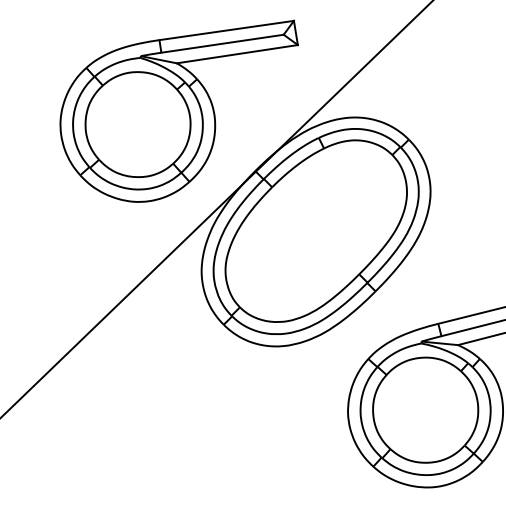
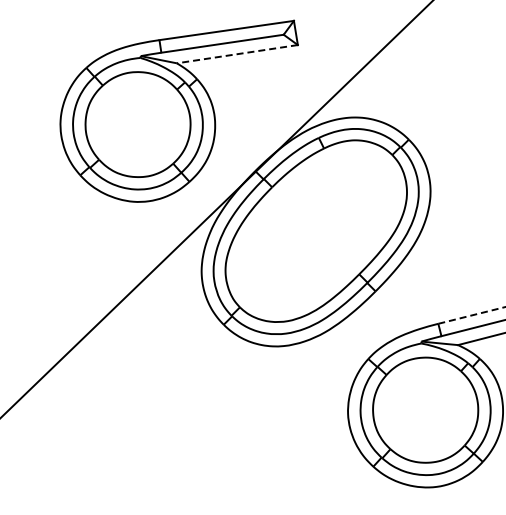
line: solid -> dashed (236, 54)
line: solid -> dashed (472, 315)
